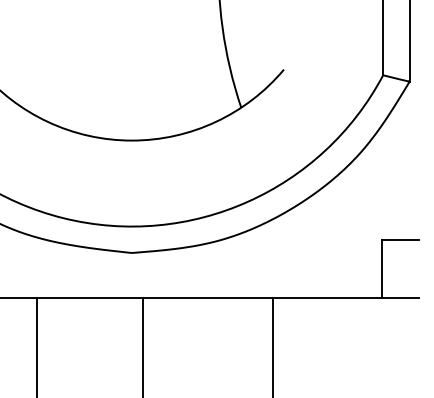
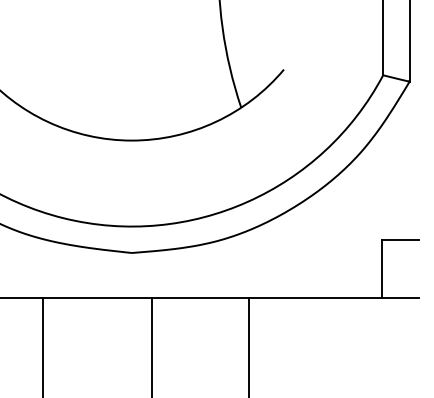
line position: (37, 345) -> (43, 345) (43, 345)
line position: (143, 345) -> (152, 345) (152, 345)
line position: (273, 345) -> (249, 345) (249, 345)
